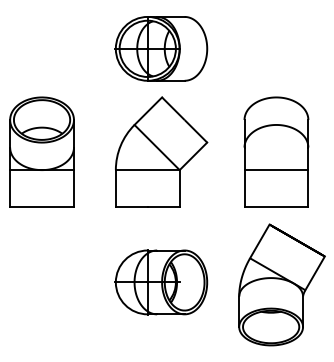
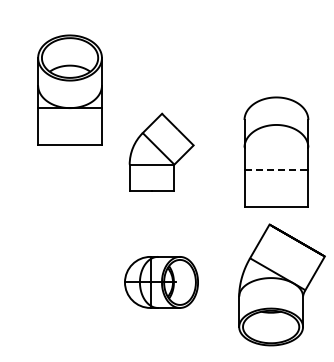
part: present -> none (161, 48)
part position: (41, 151) -> (69, 89) (69, 89)
part size: 94x112 px -> 67x80 px (161, 151)
line: solid -> dashed (276, 170)
part size: 95x67 px -> 75x53 px (161, 282)
